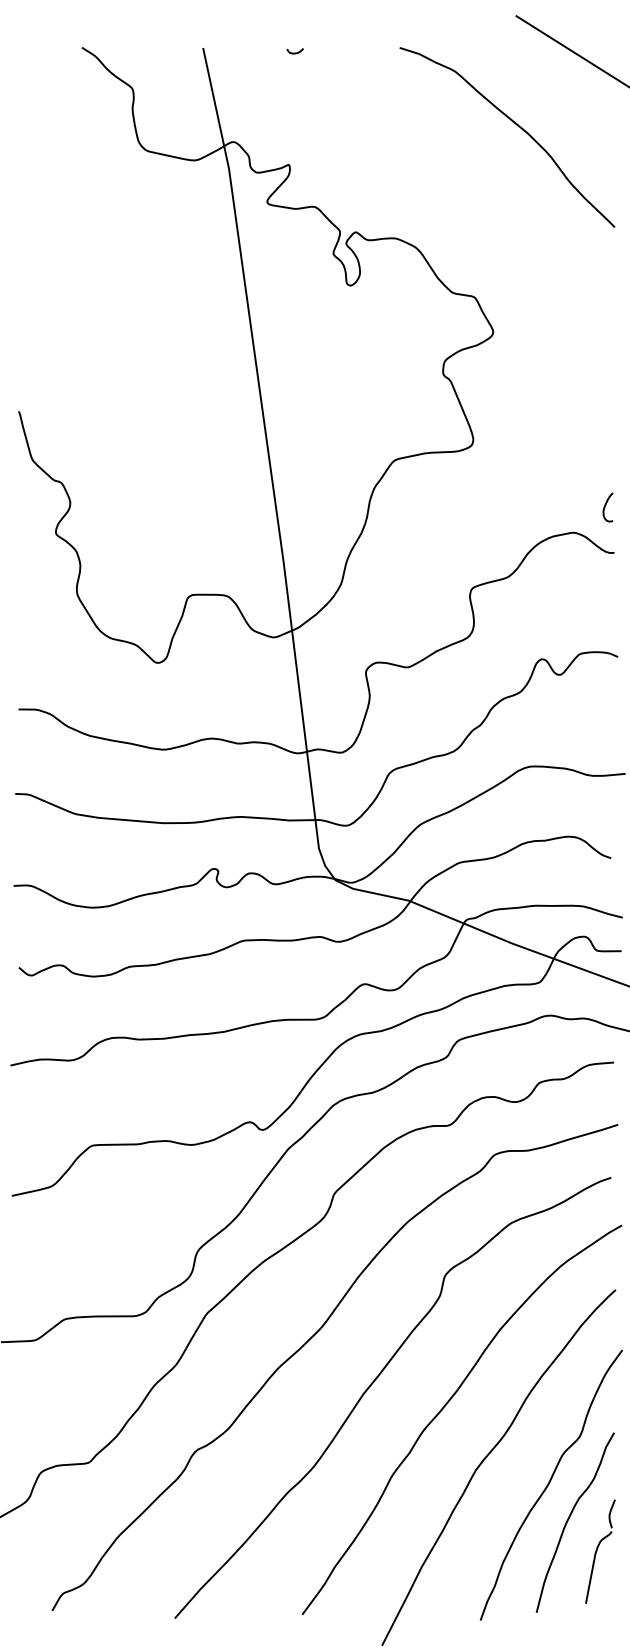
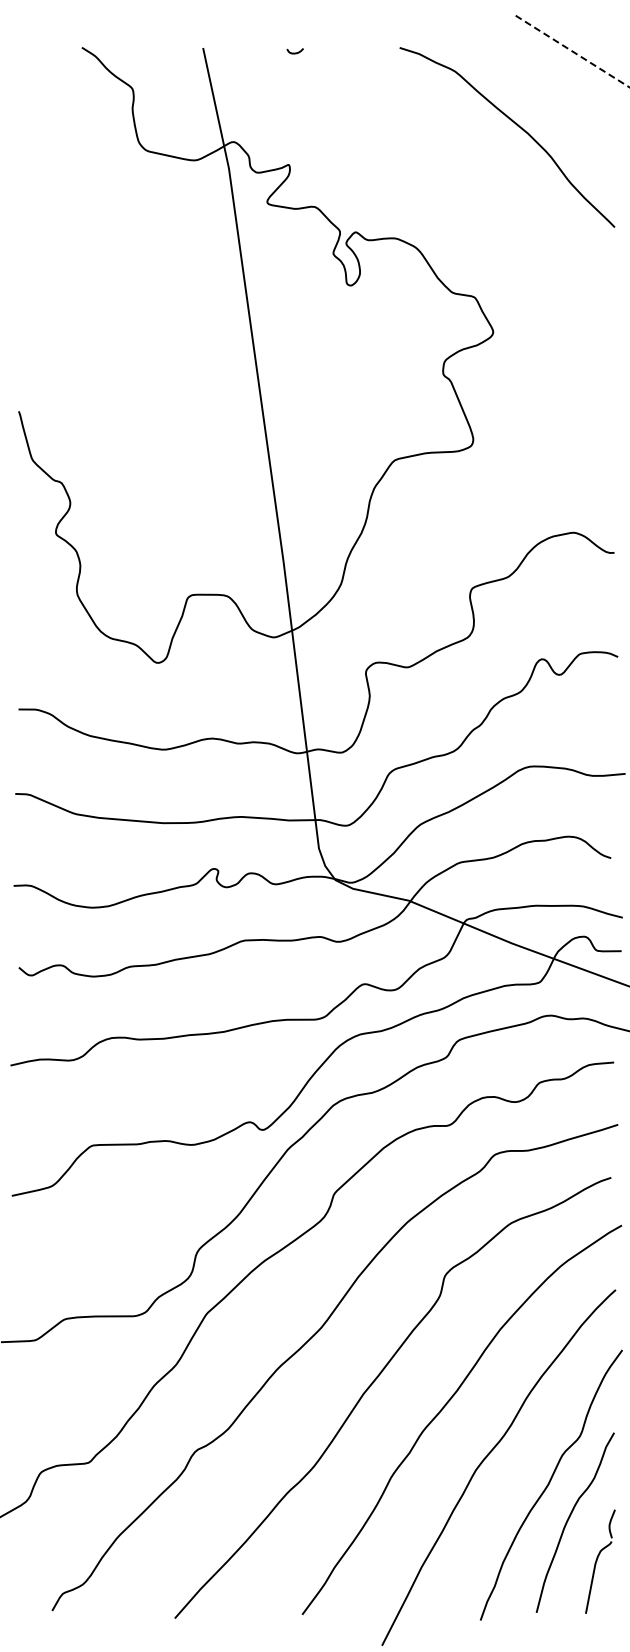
line: solid -> dashed (573, 51)
curve: present -> none (605, 507)
part position: (600, 1551) -> (600, 1561) (600, 1561)
